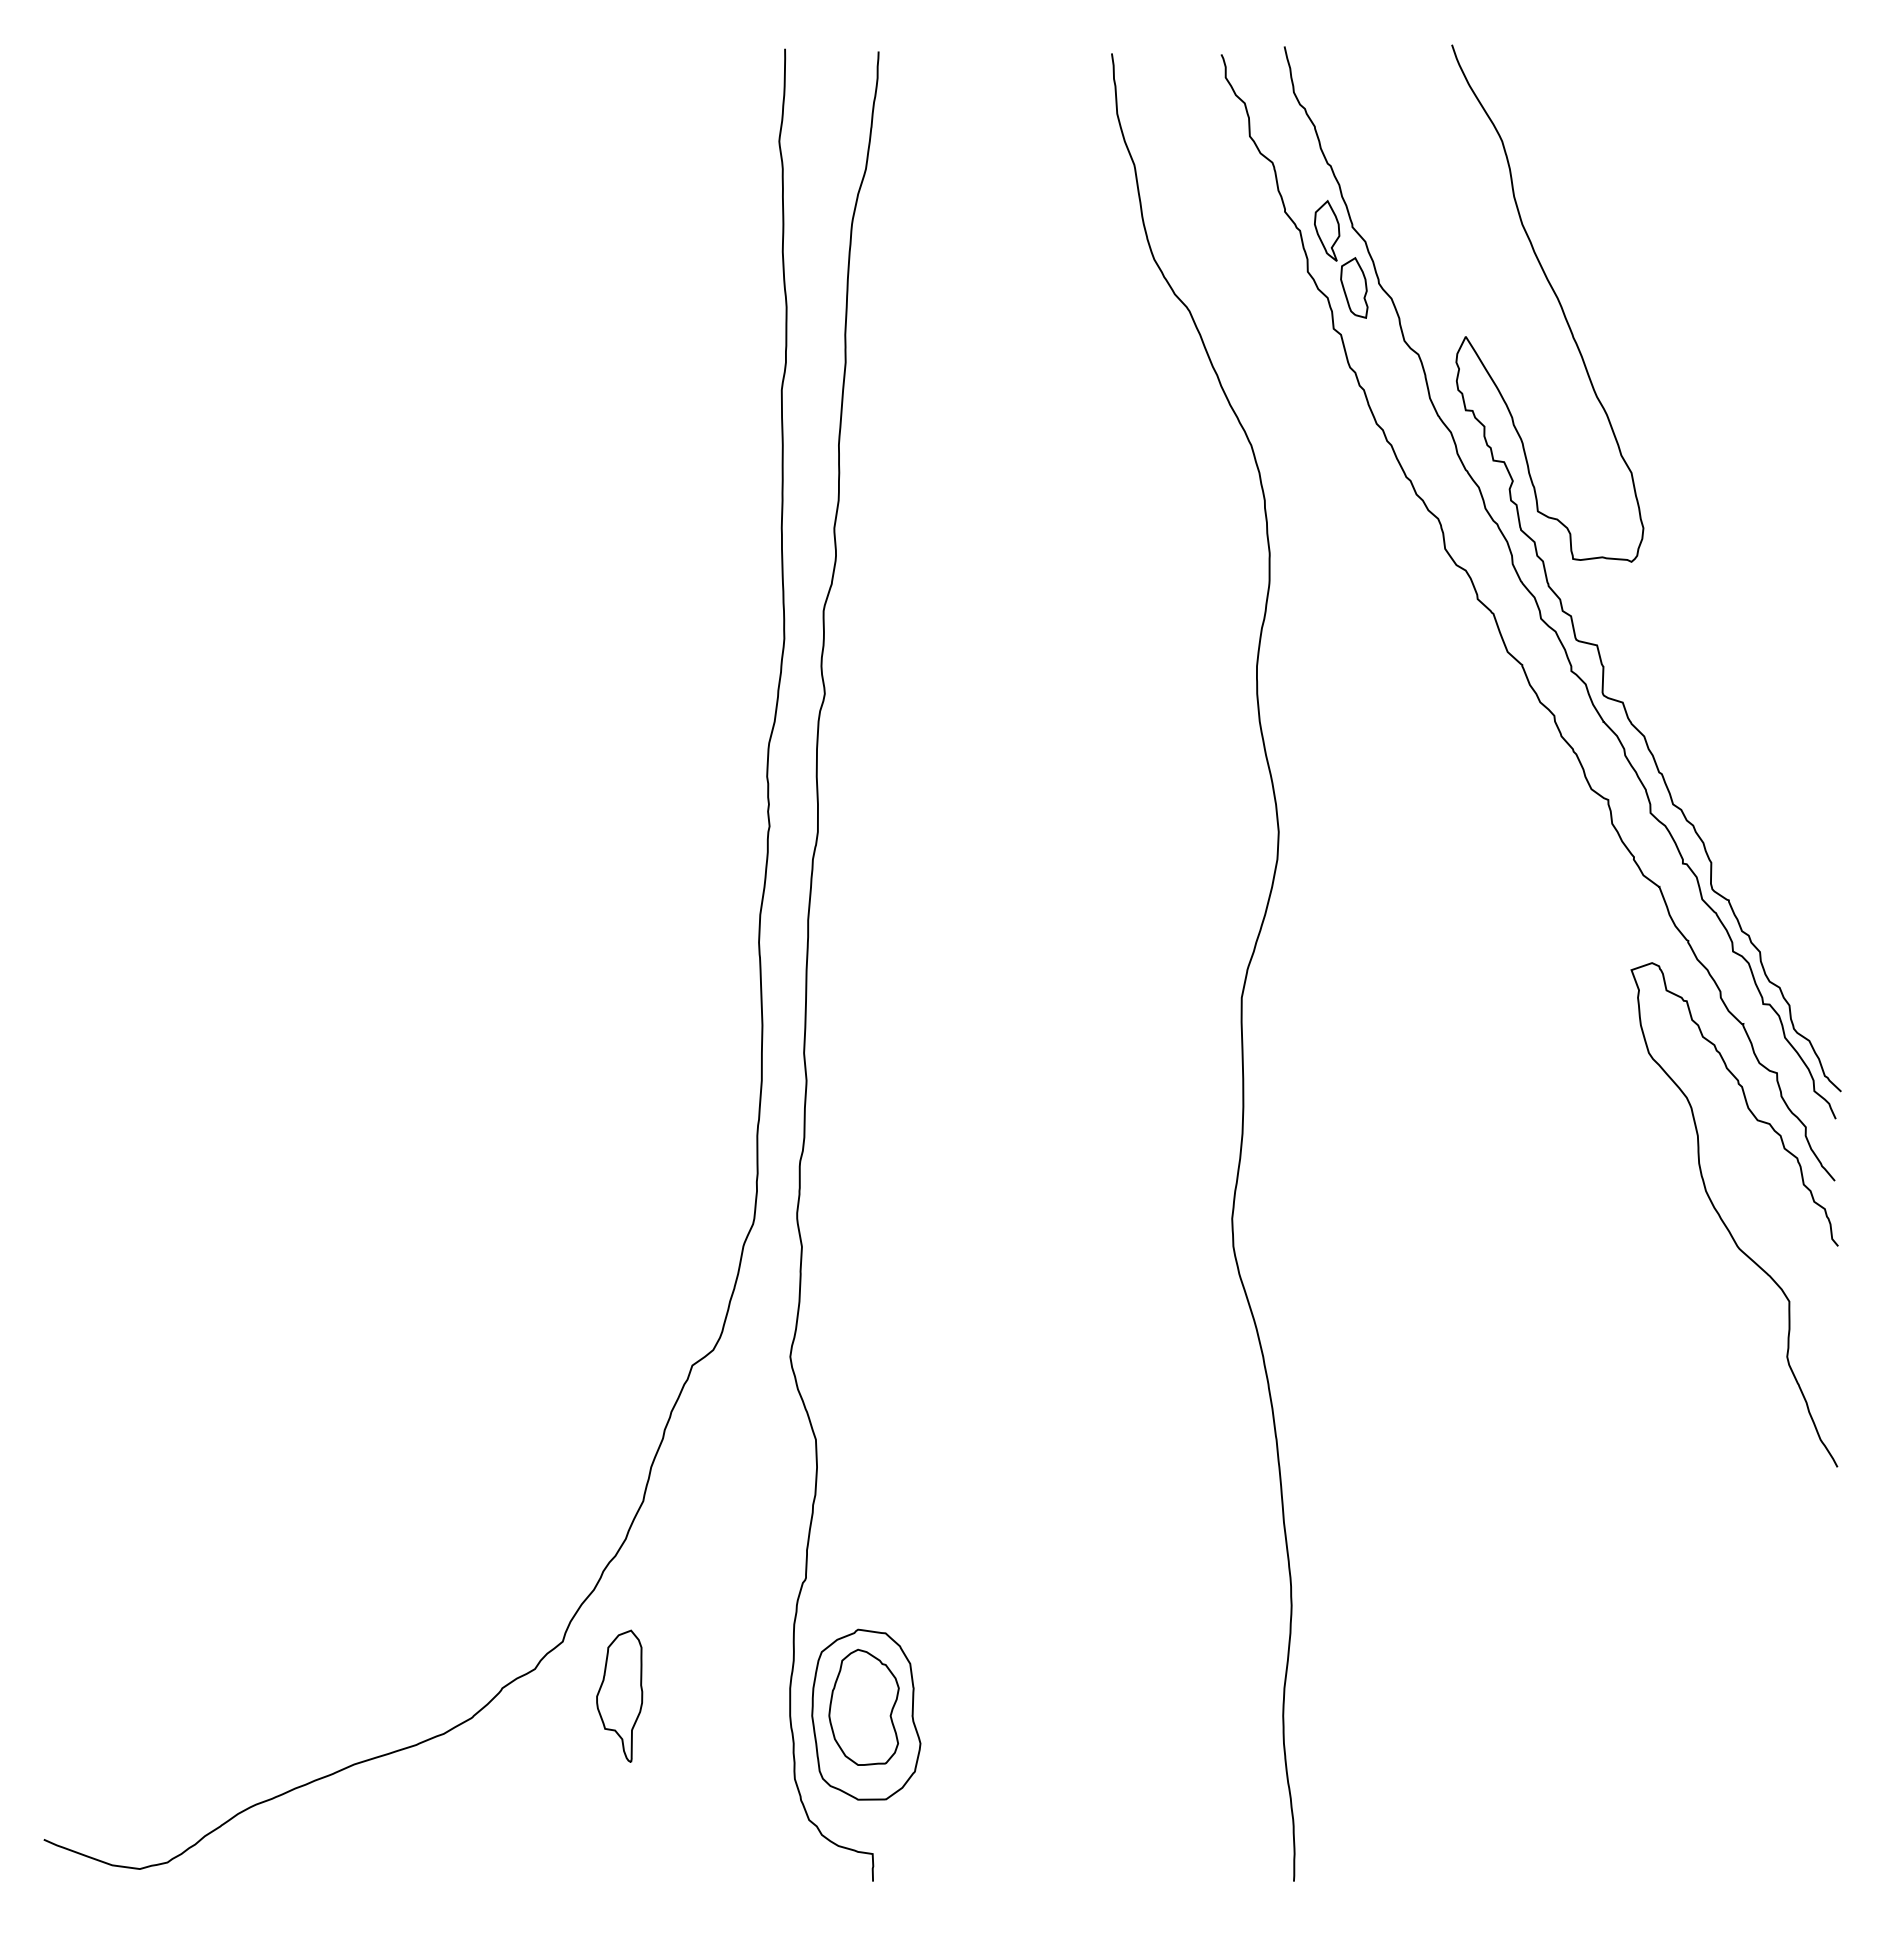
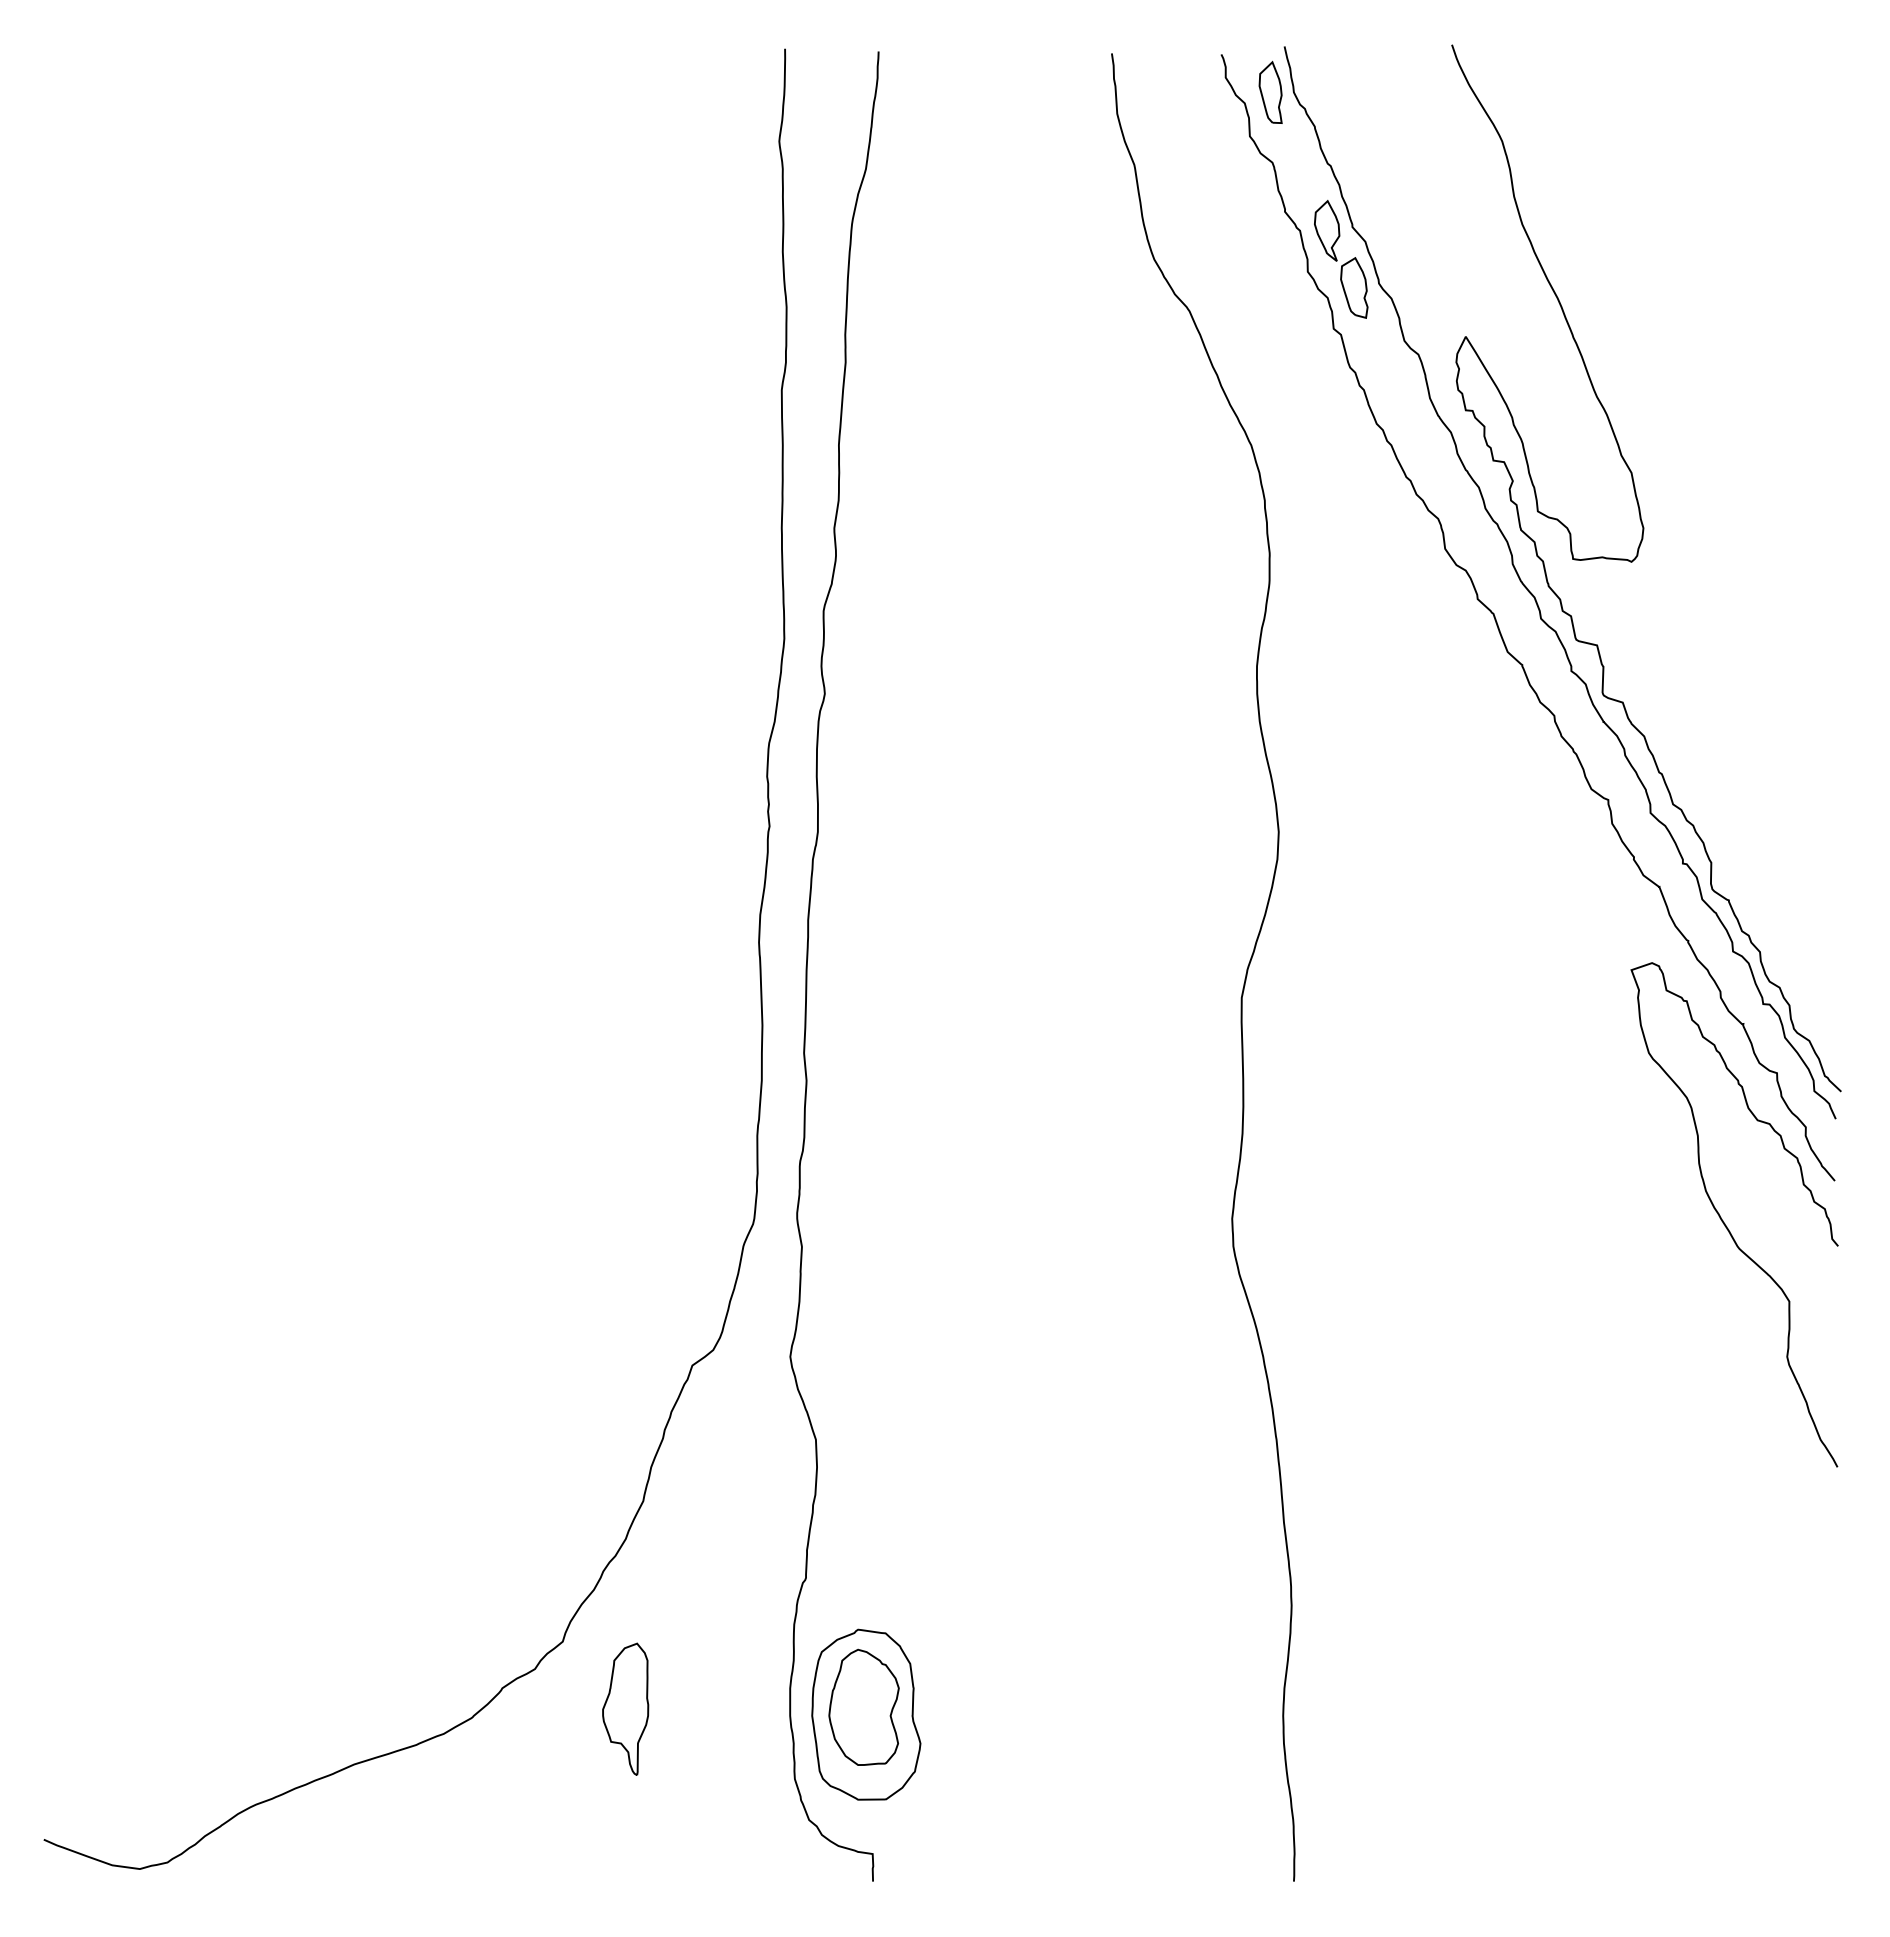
part: none -> present (1270, 91)
part position: (619, 1695) -> (625, 1708) (625, 1708)
